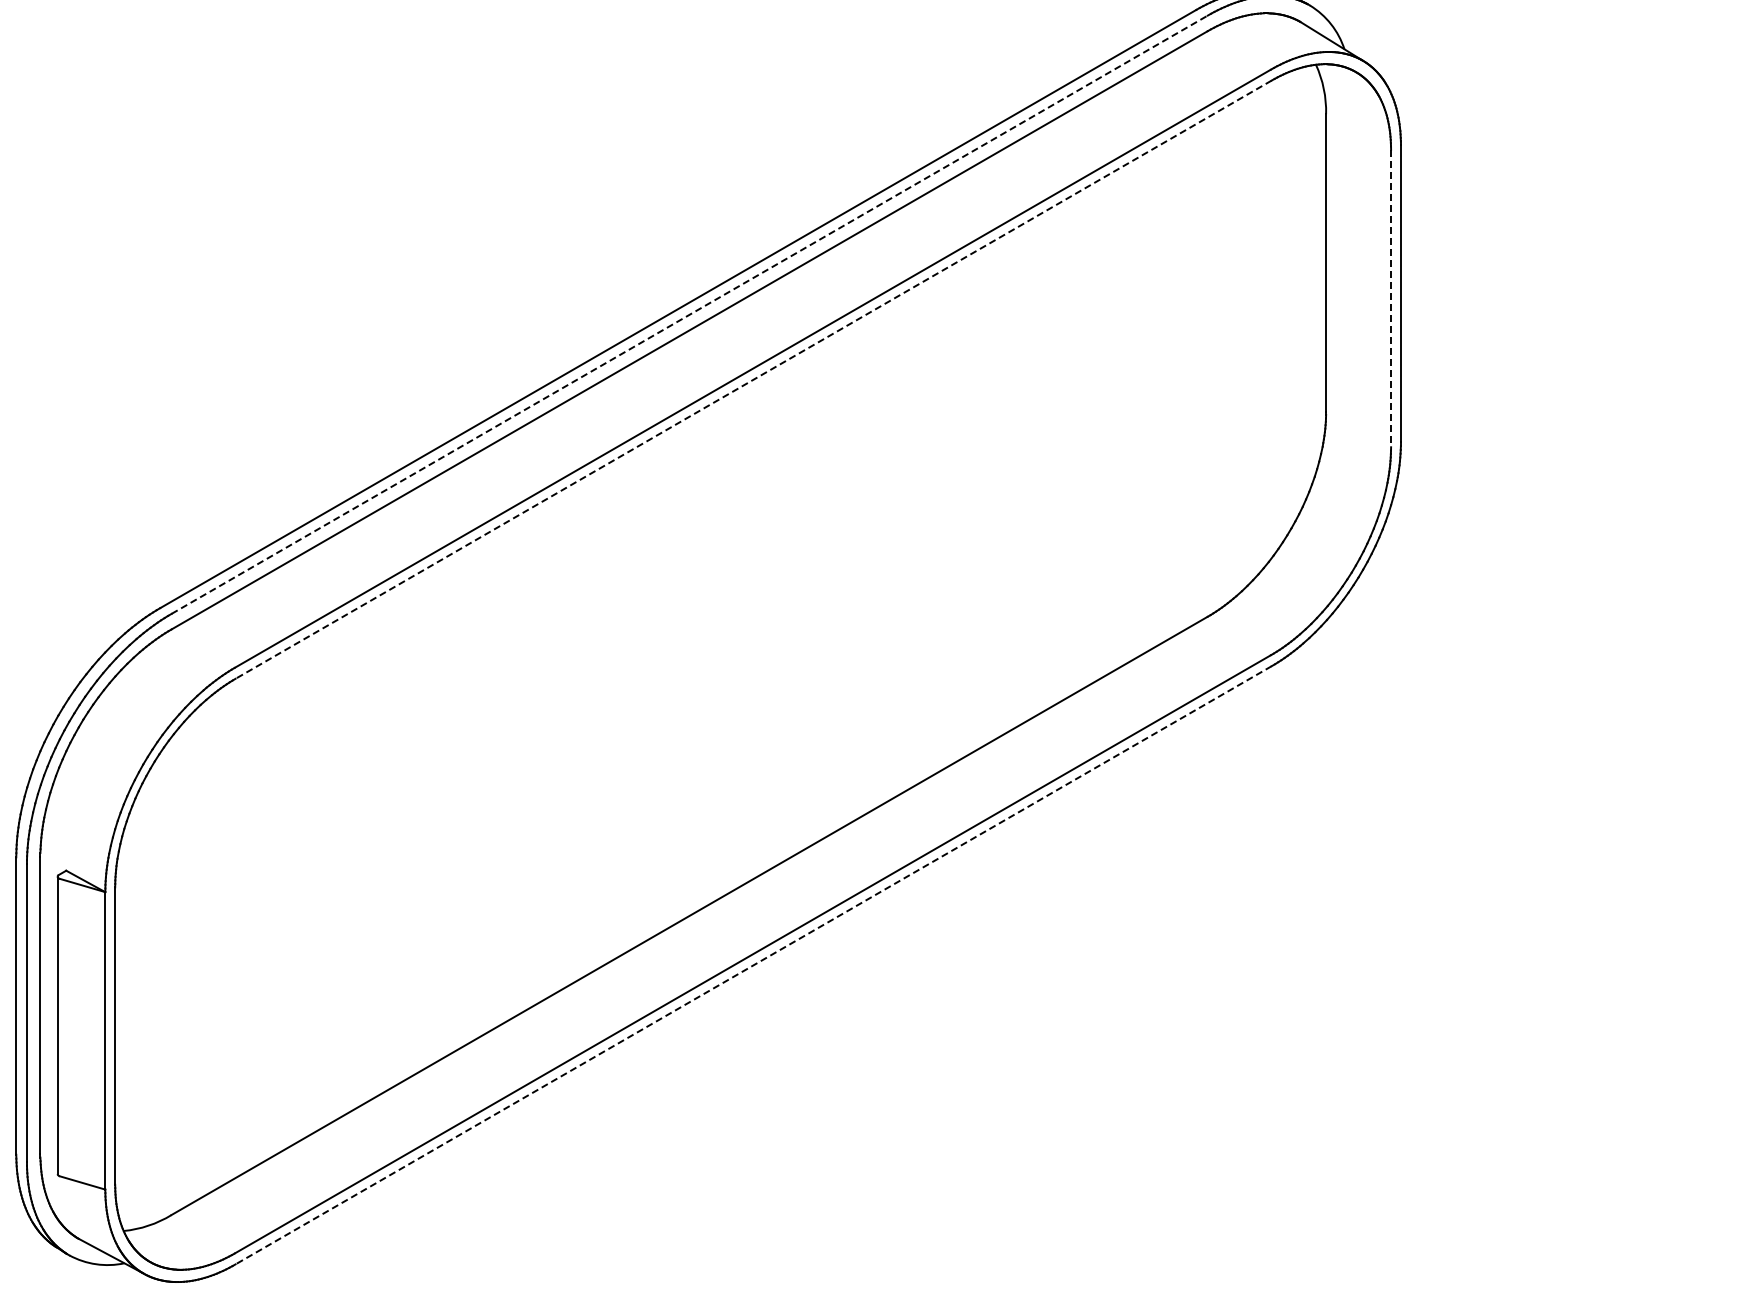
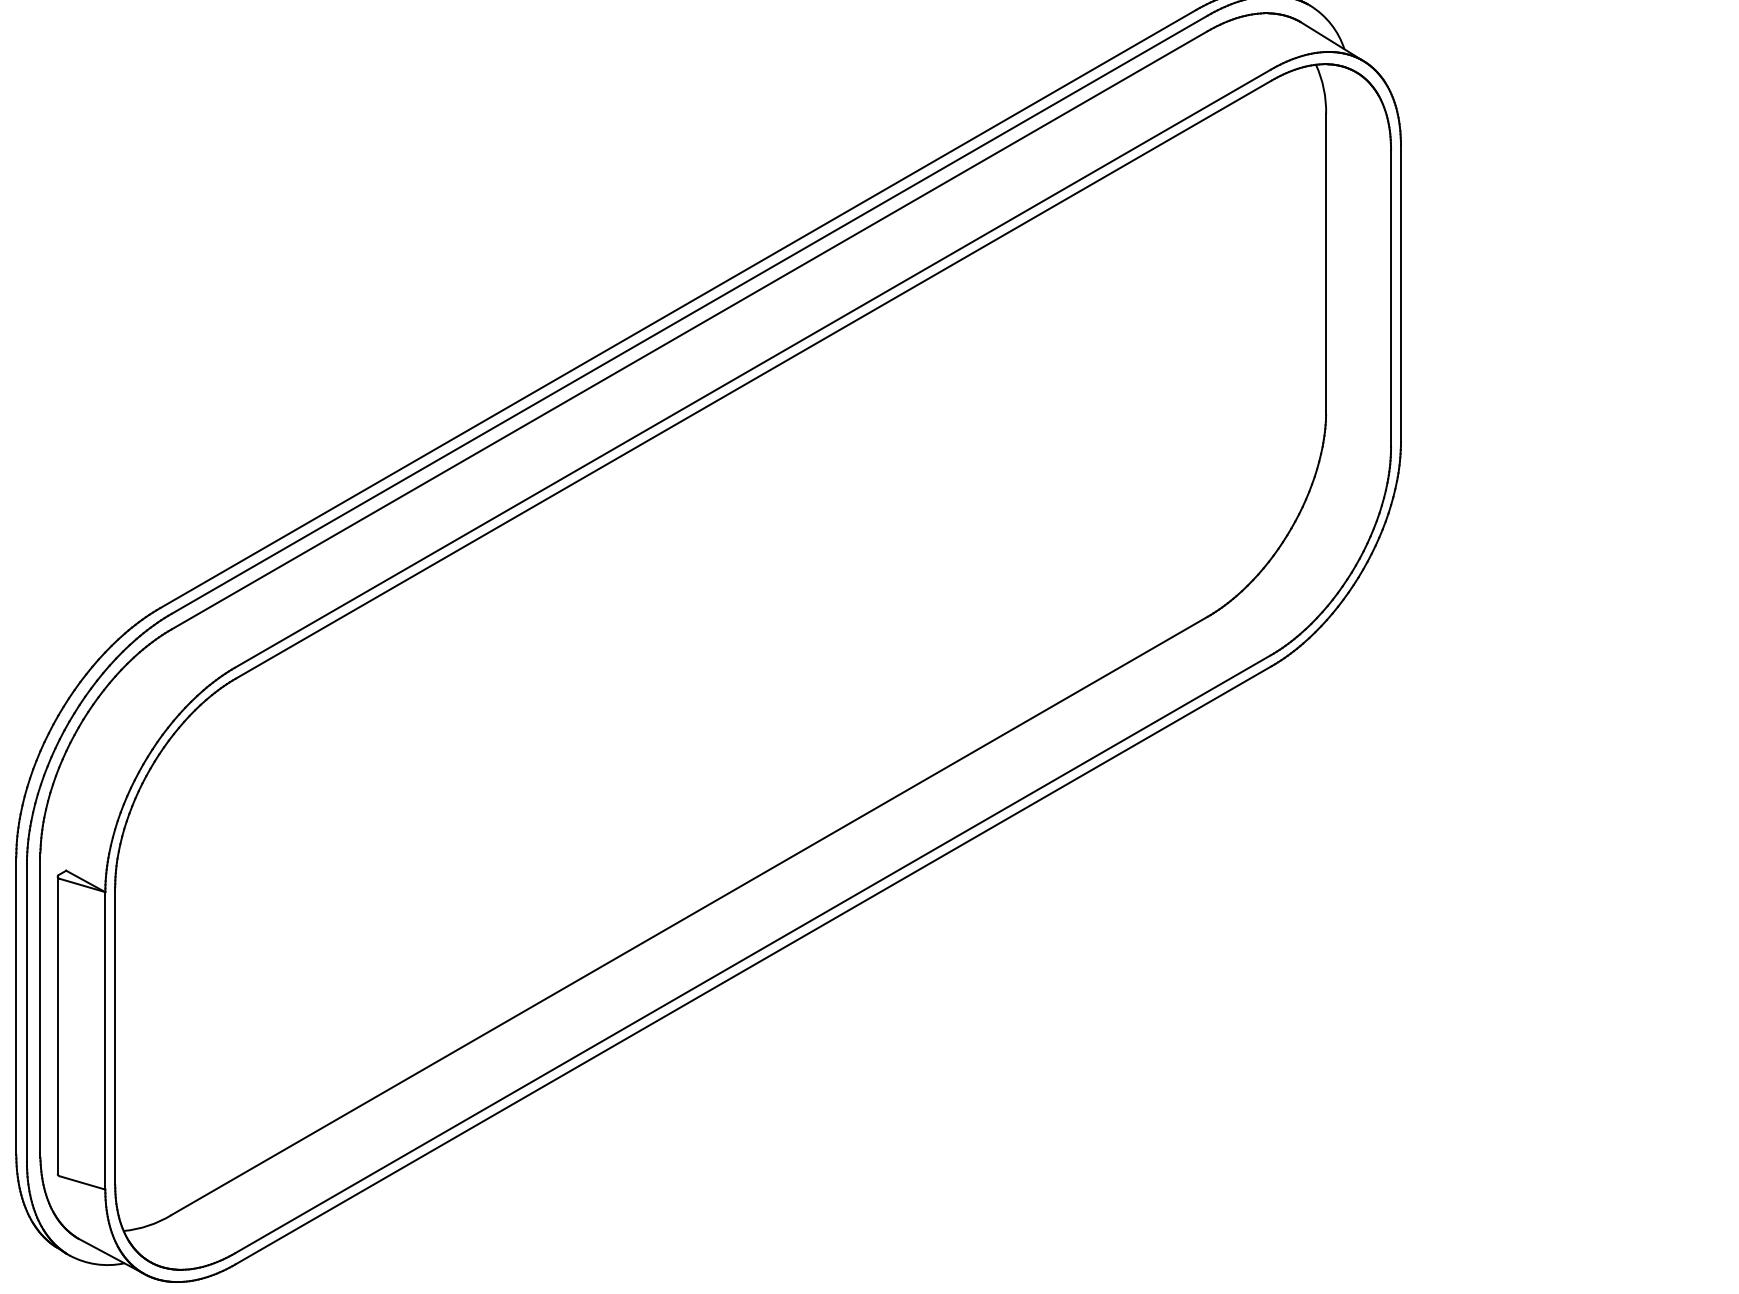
line: dashed -> solid (1391, 298)
line: dashed -> solid (690, 314)
line: dashed -> solid (753, 379)
line: dashed -> solid (753, 965)
